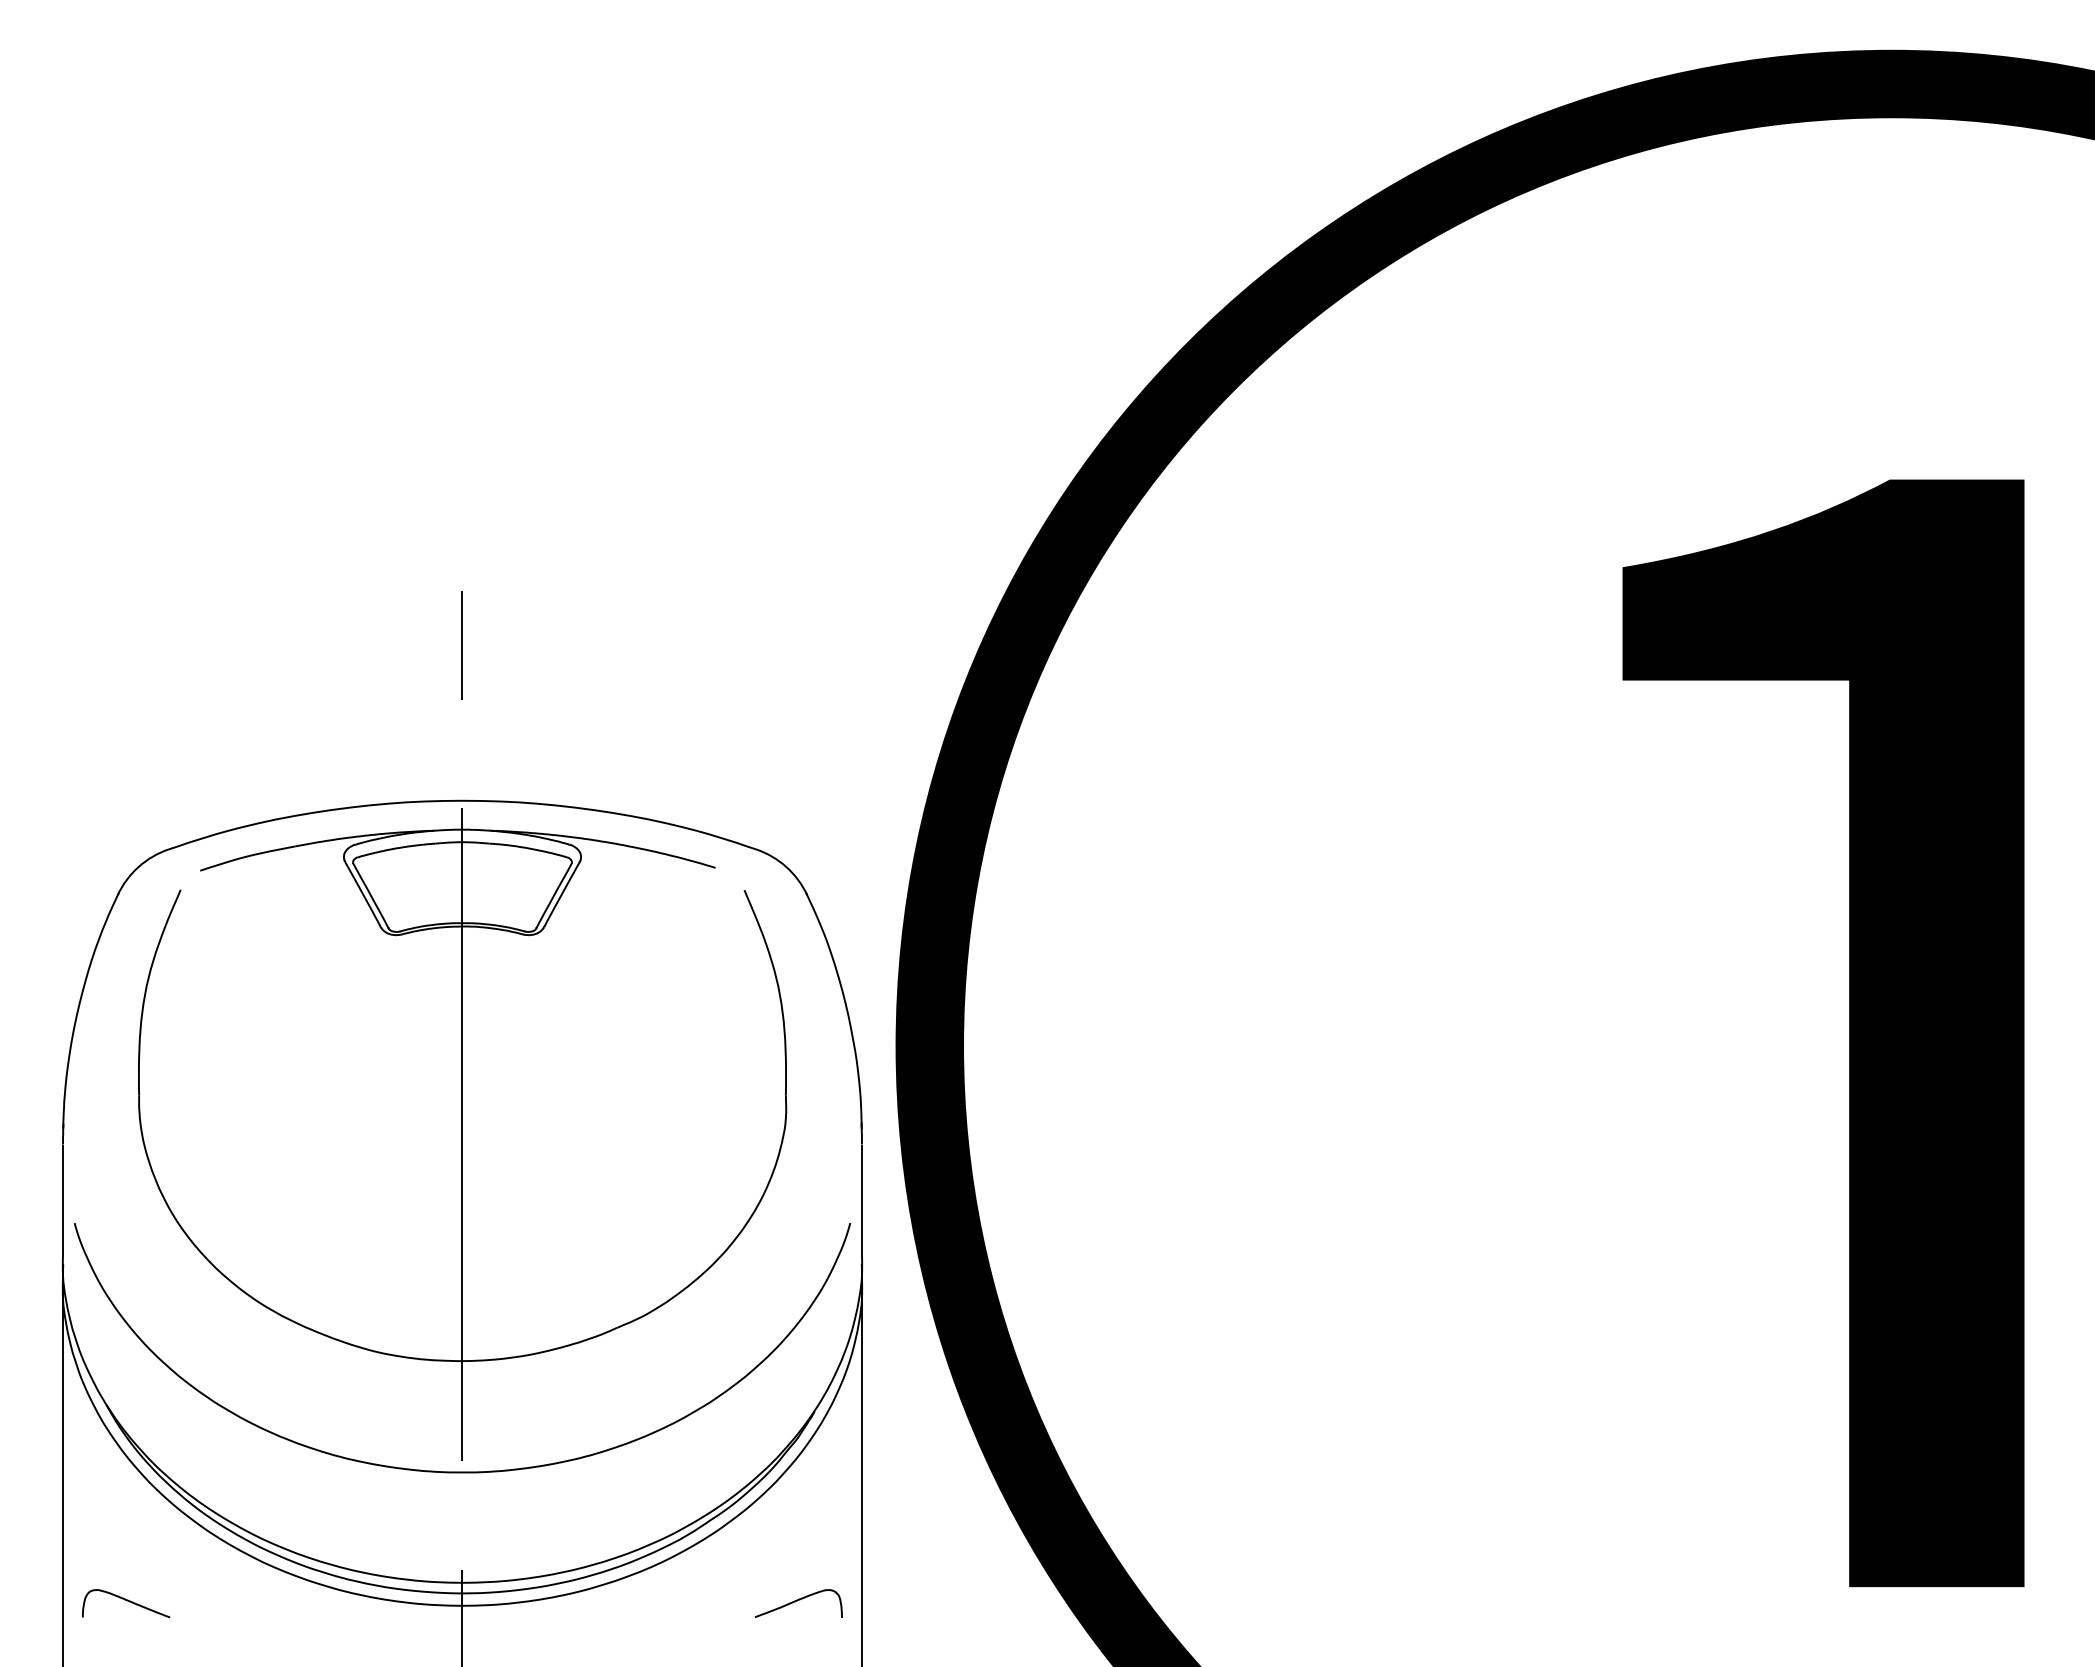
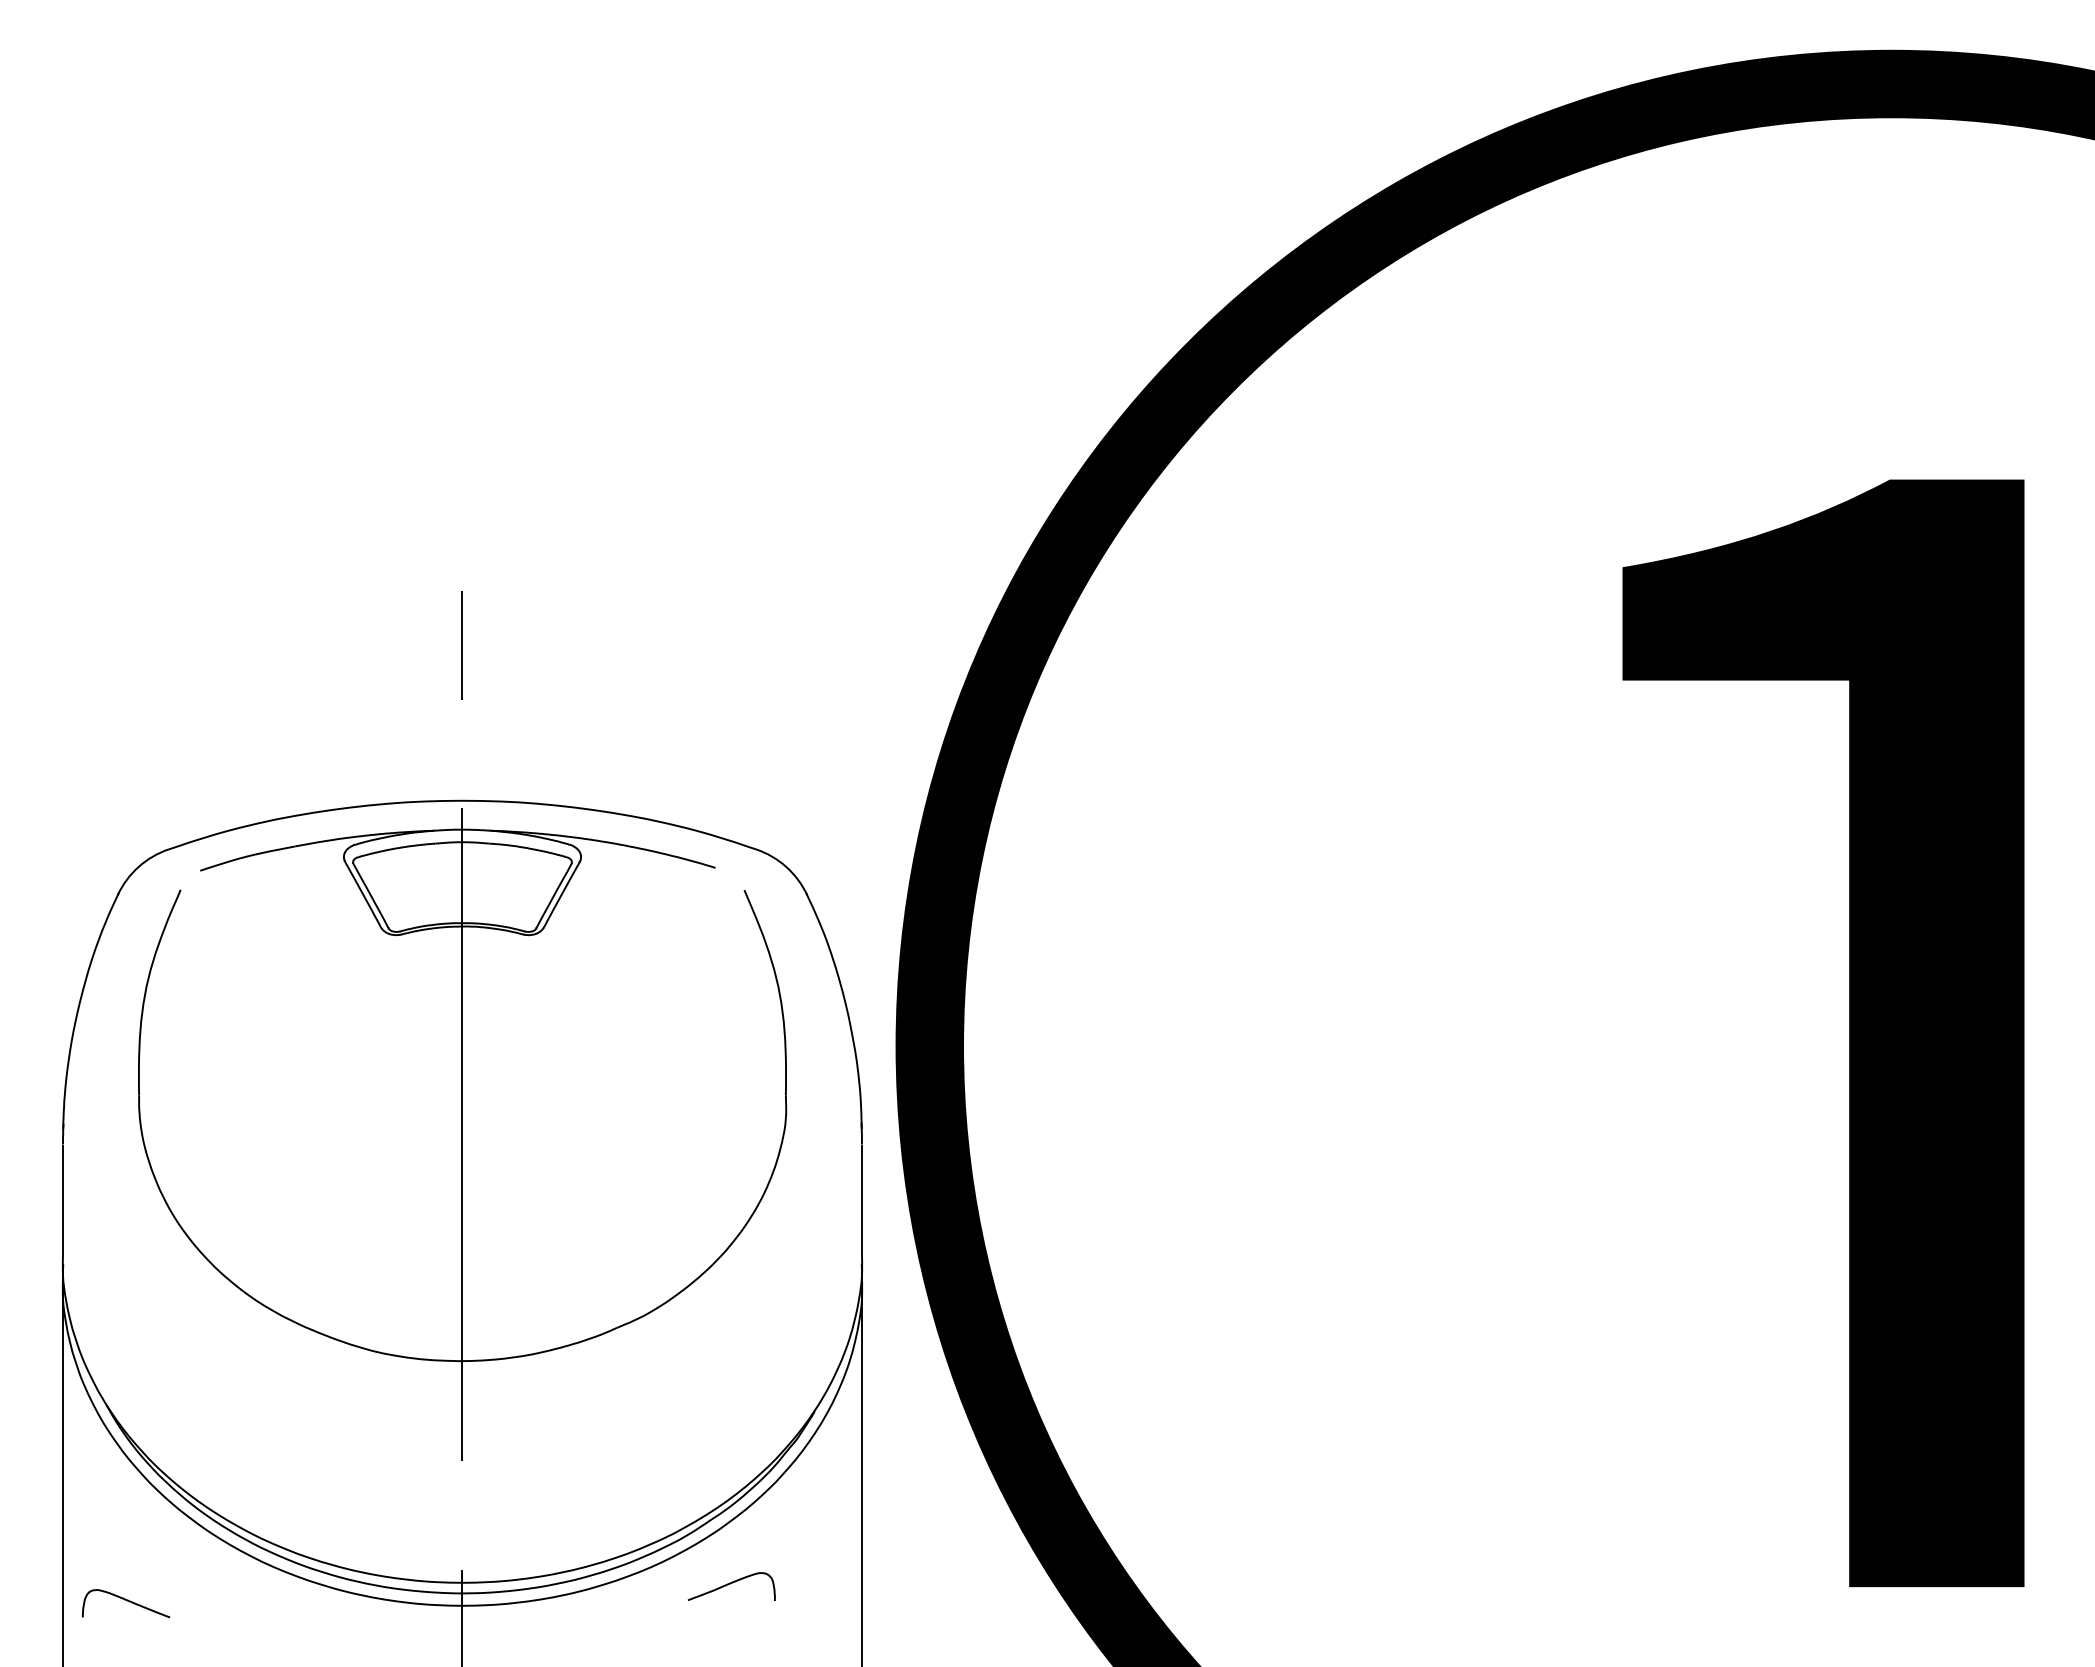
curve: present -> none (462, 1471)
curve position: (797, 1601) -> (730, 1584) (730, 1584)
